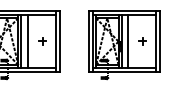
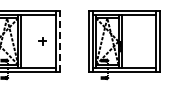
line: present -> none (27, 41)
line: solid -> dashed (60, 41)
line: present -> none (127, 41)
part: present -> none (142, 41)
